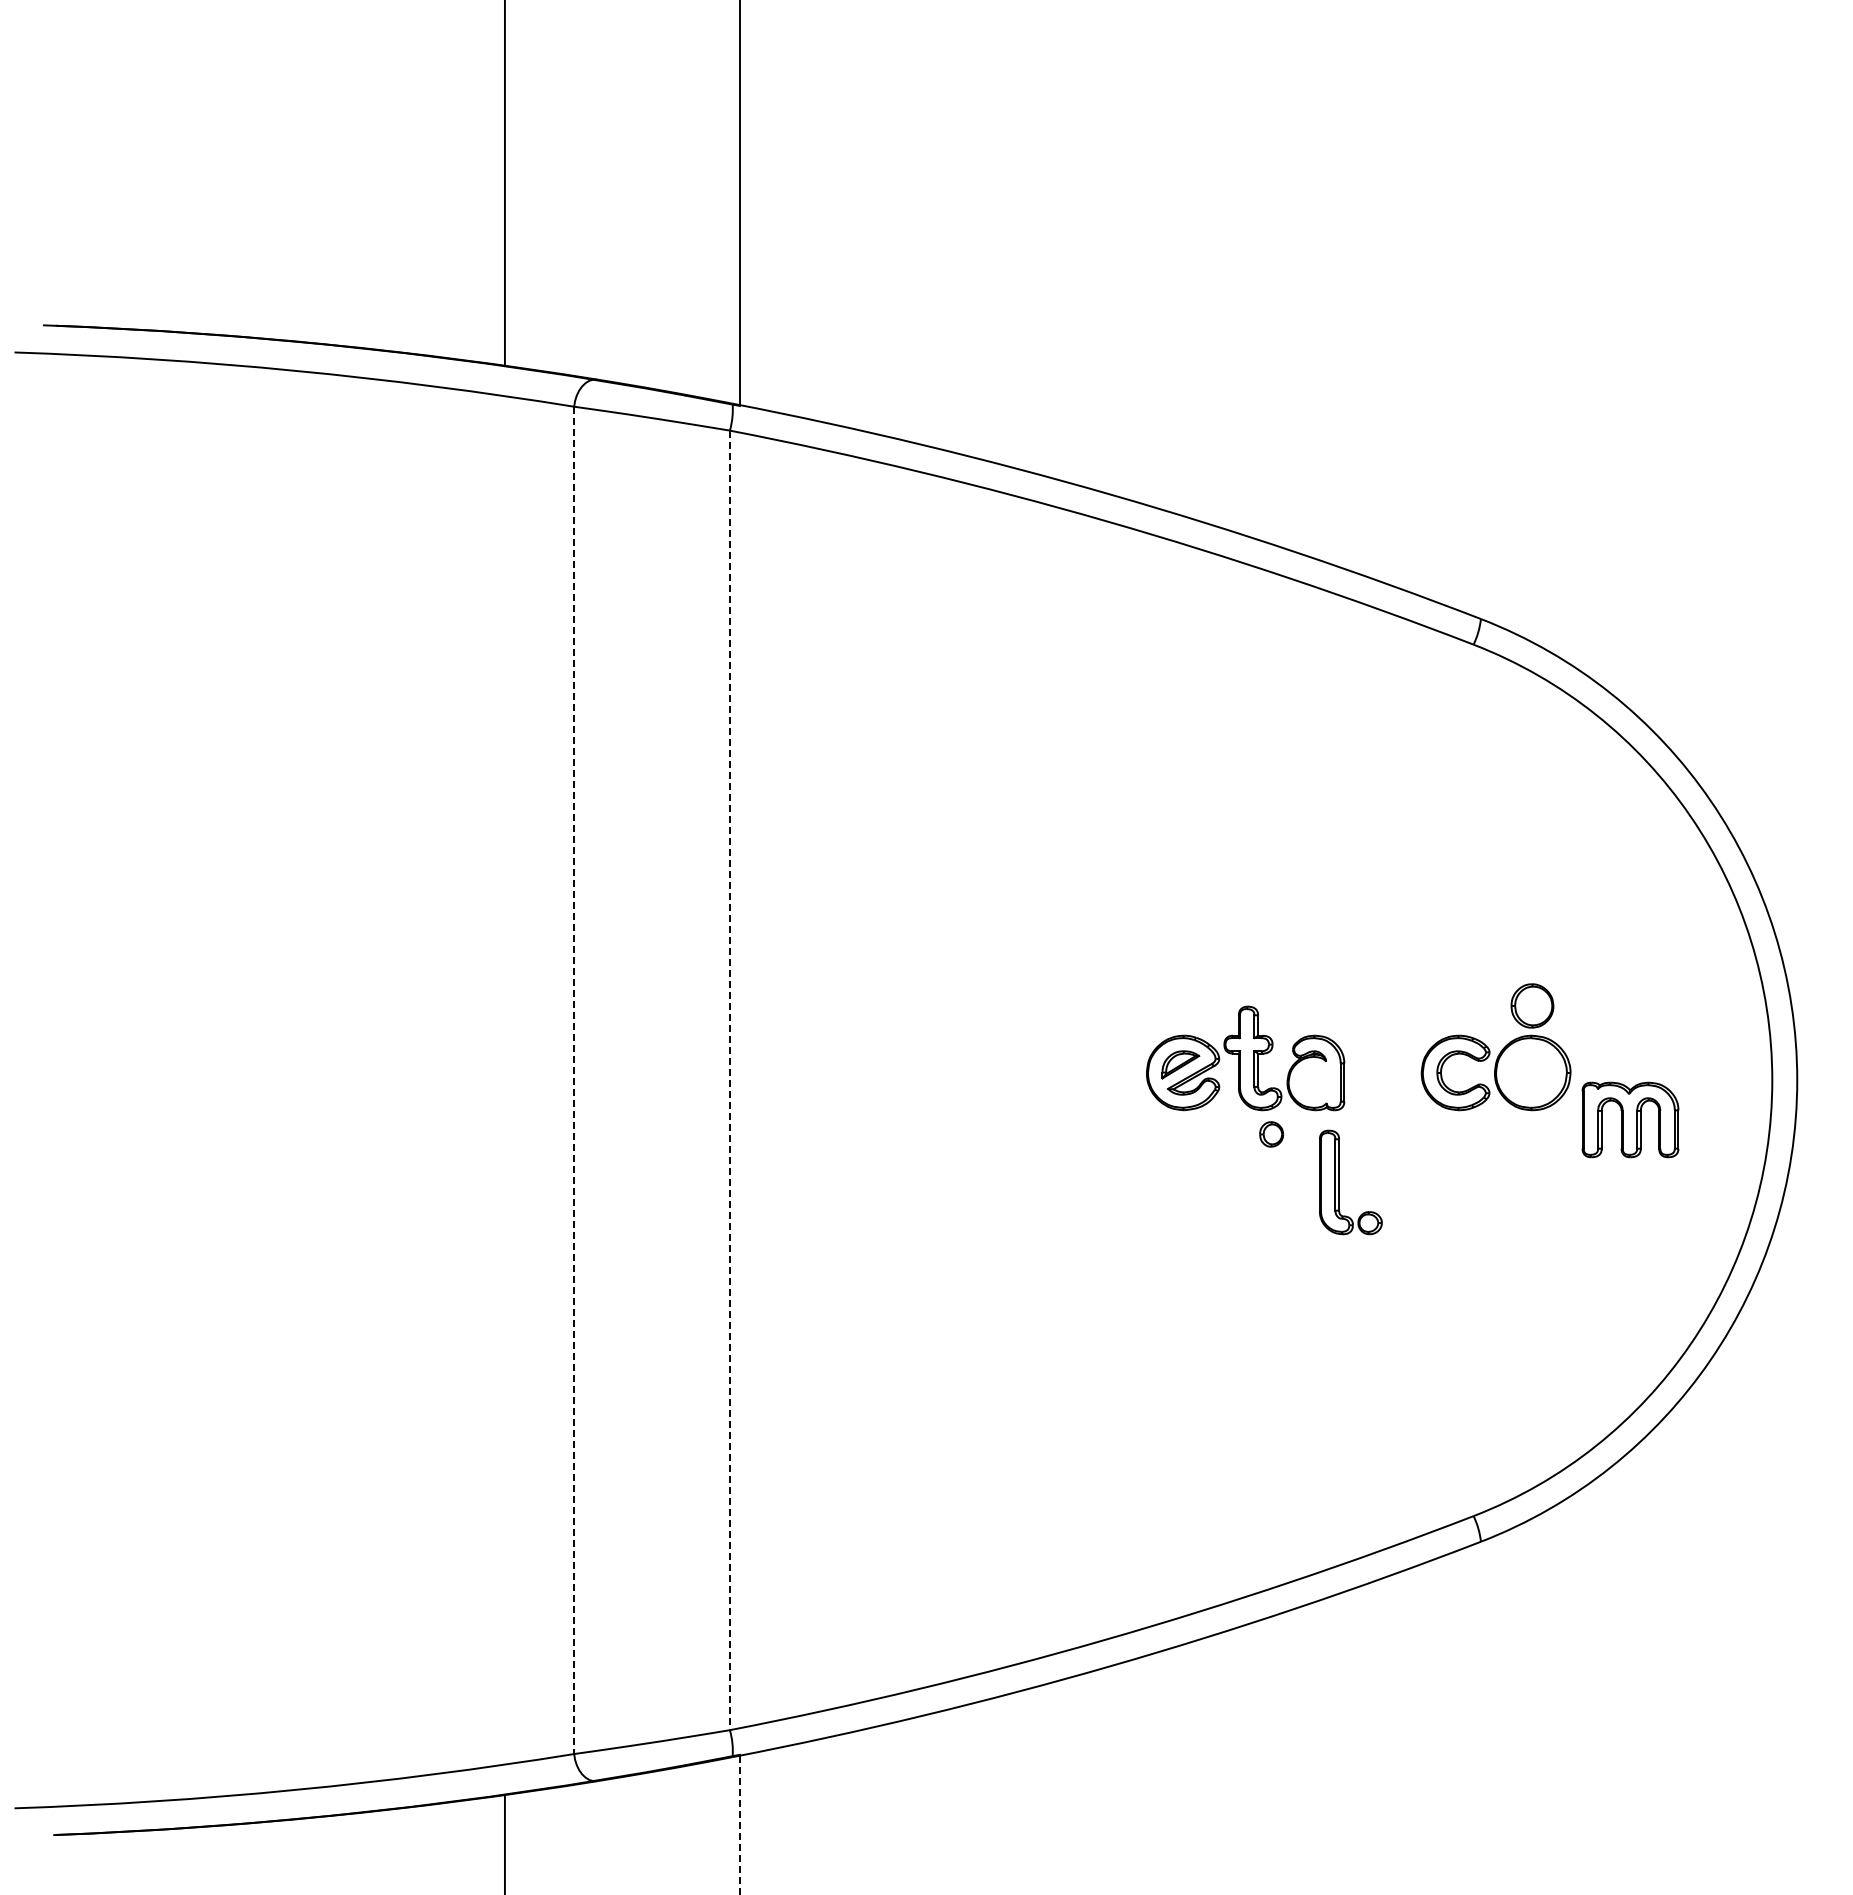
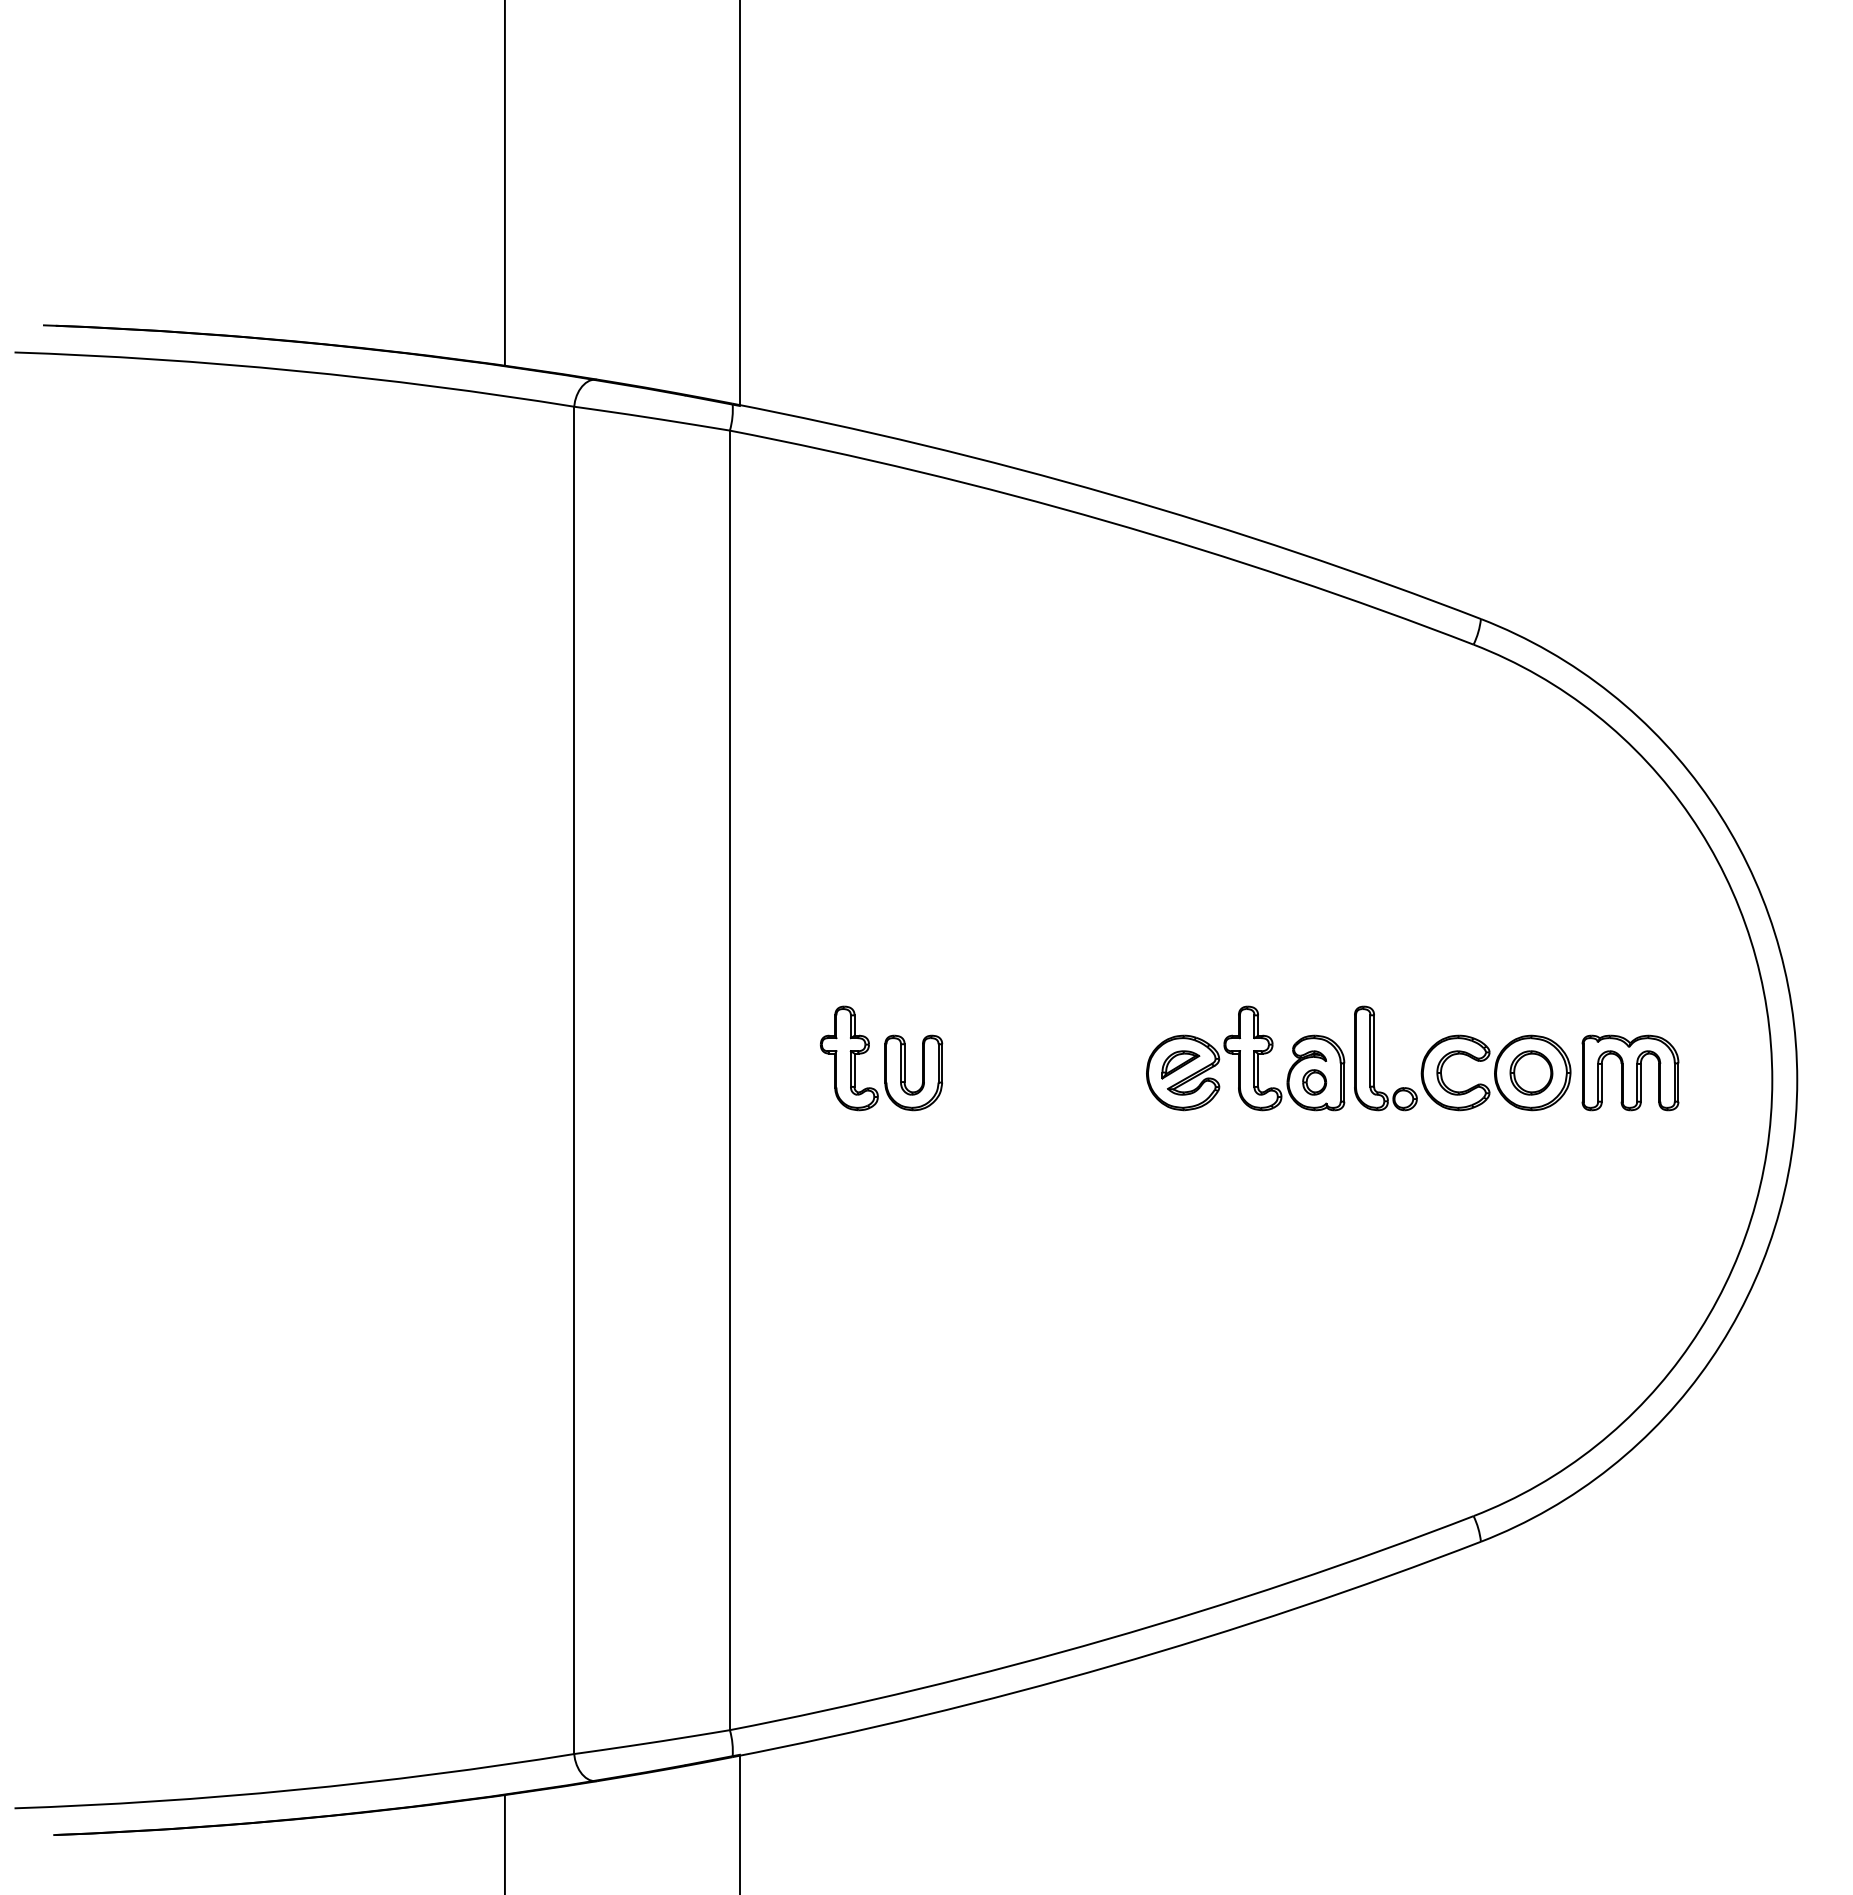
part position: (1532, 1005) -> (1531, 1072) (1531, 1072)
part: none -> present (881, 1058)
line: dashed -> solid (574, 1080)
line: dashed -> solid (729, 1080)
part position: (1630, 1119) -> (1630, 1072) (1630, 1072)
part position: (1271, 1134) -> (1314, 1082) (1314, 1082)
part position: (1339, 1182) -> (1374, 1058) (1374, 1058)
line: dashed -> solid (739, 1825)
